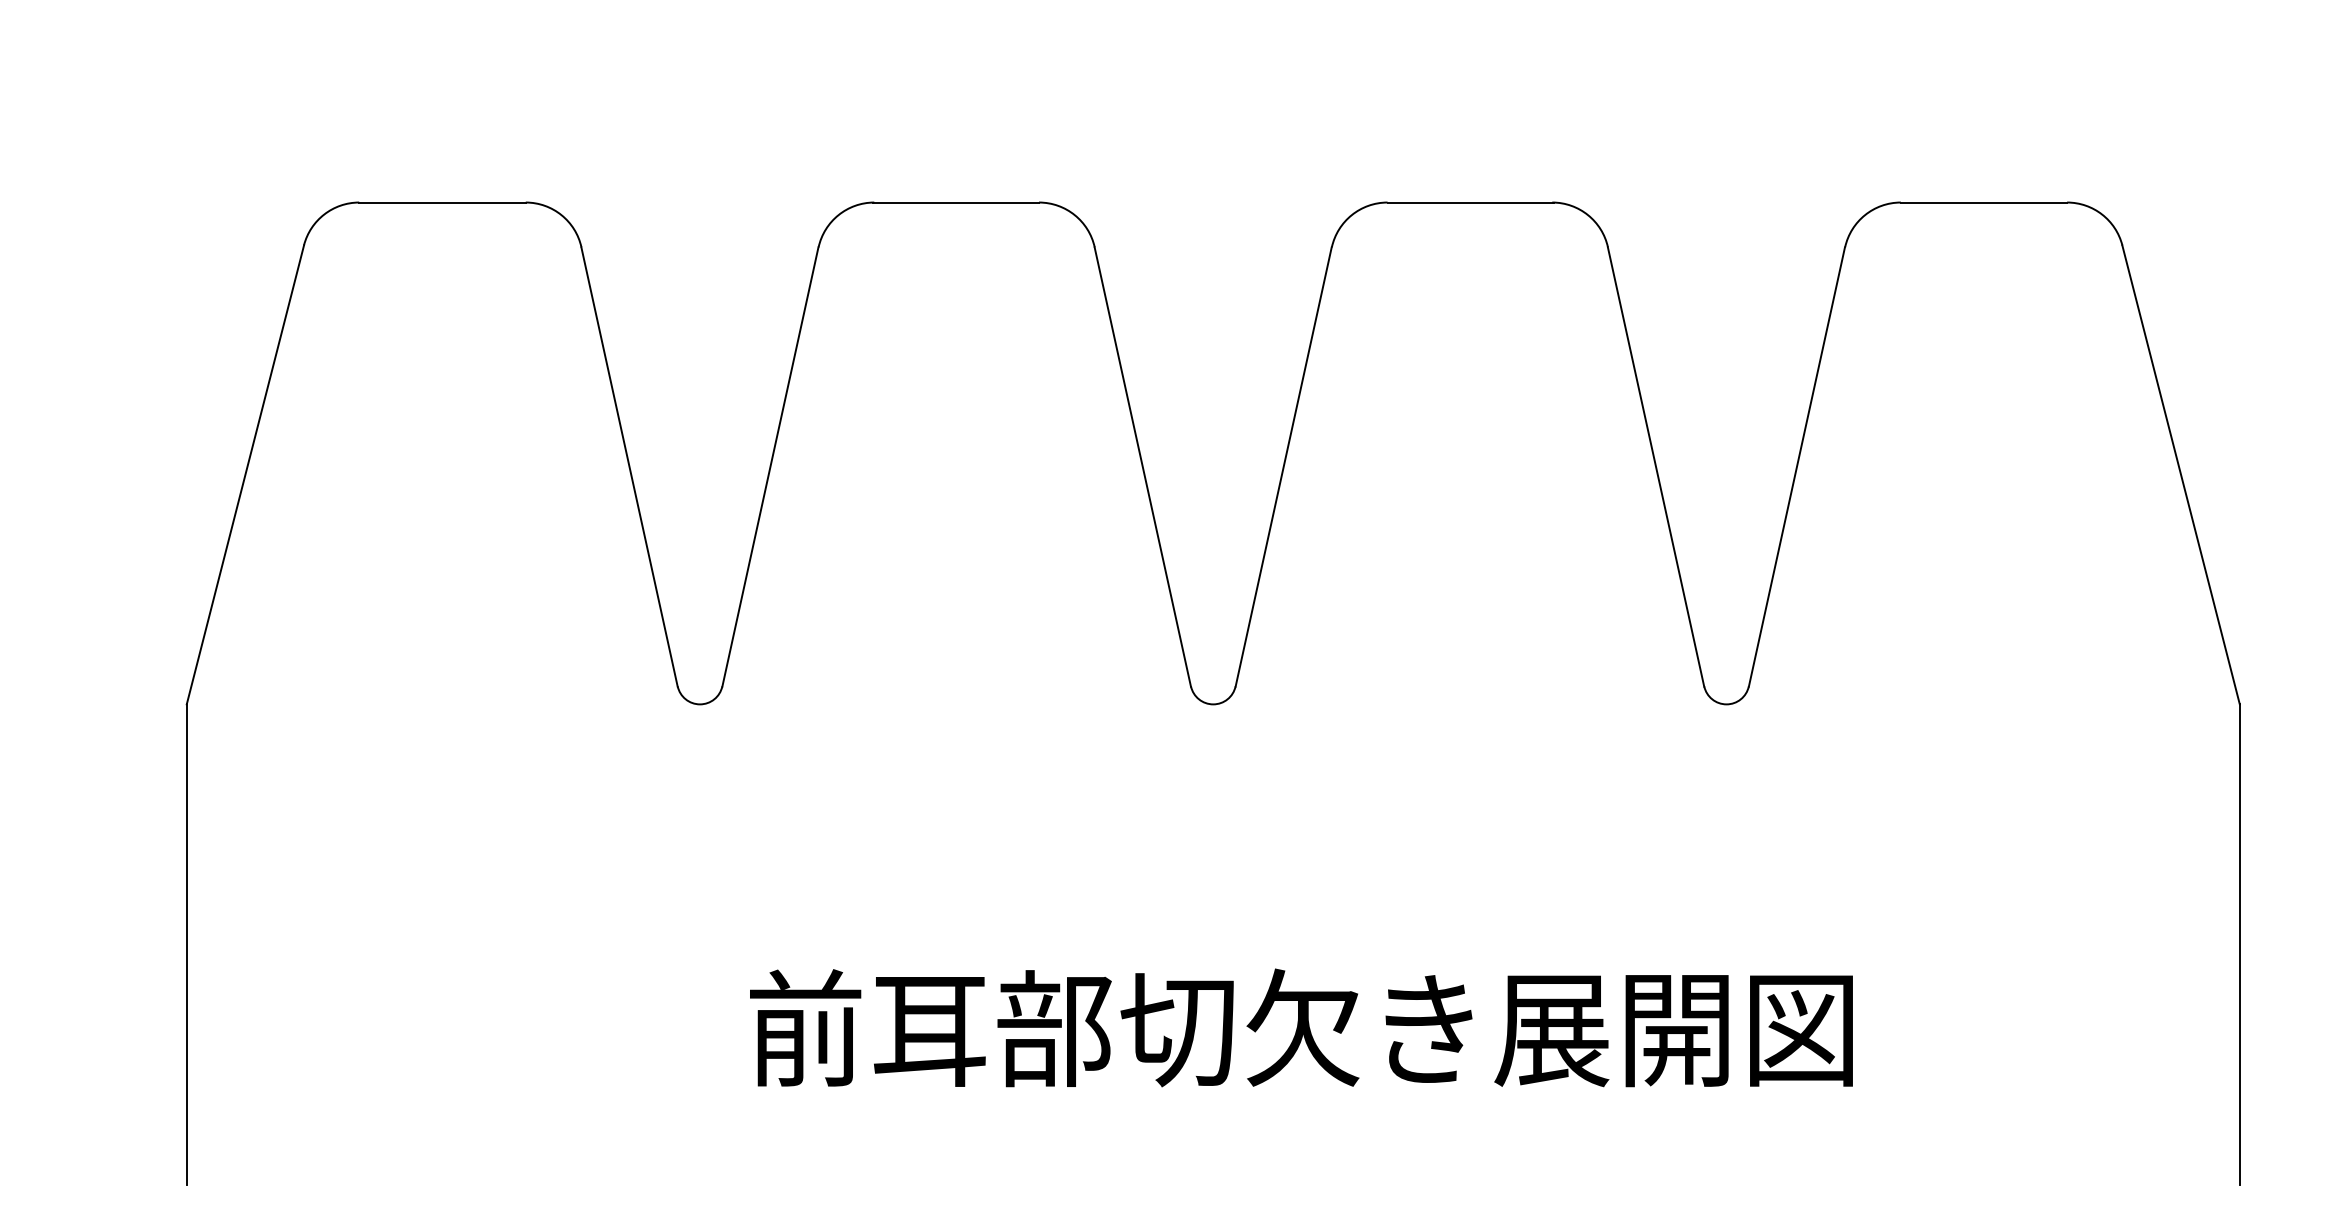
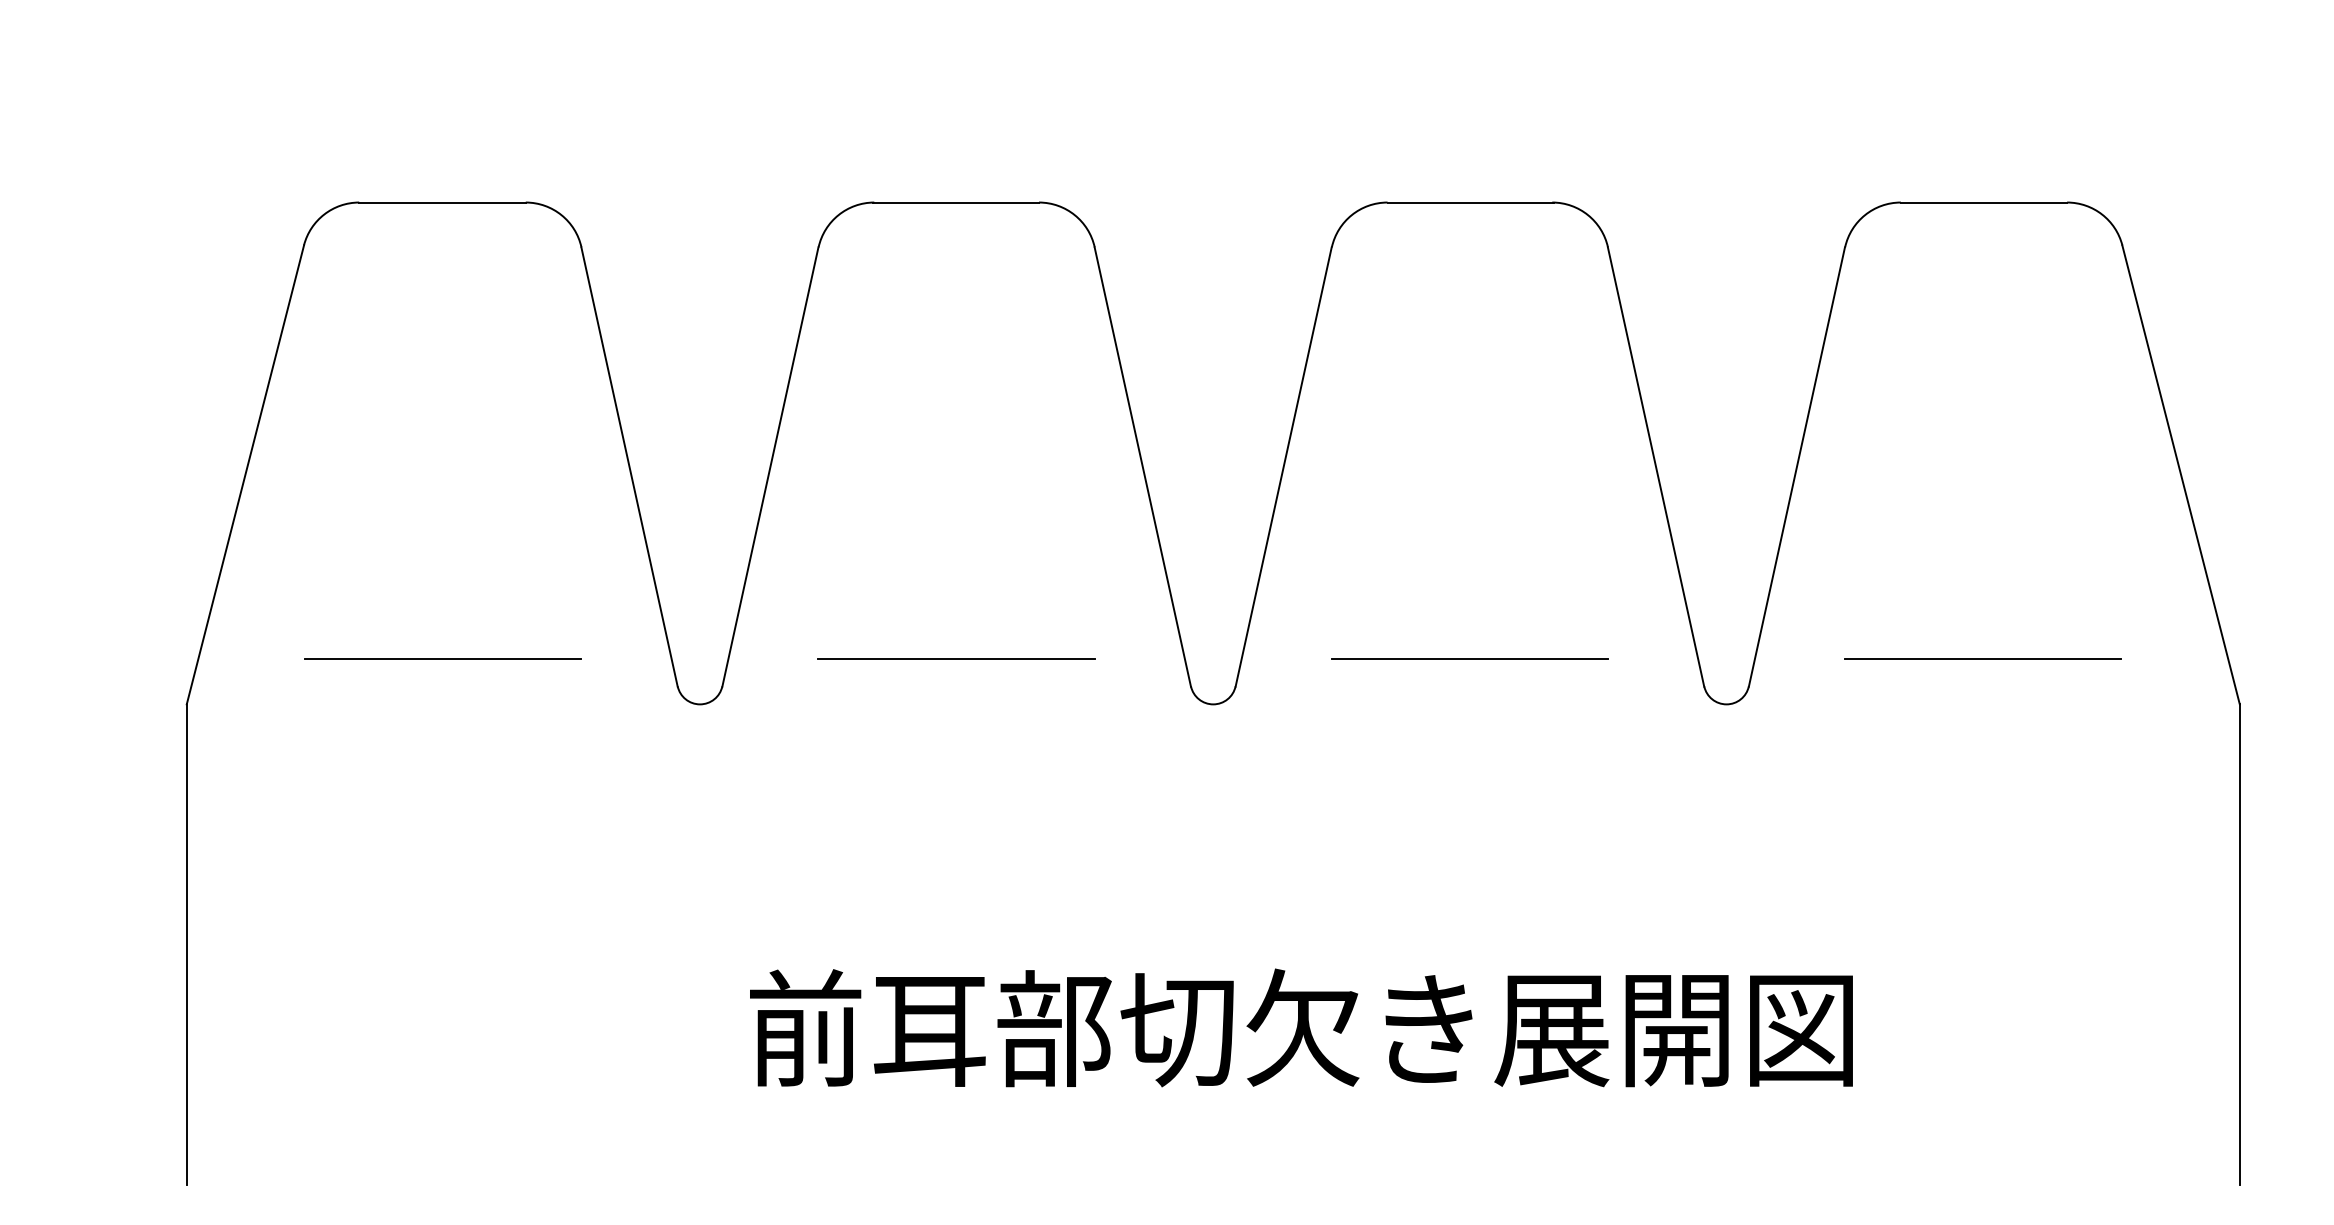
line: none -> present (443, 658)
line: none -> present (956, 658)
line: none -> present (1469, 658)
line: none -> present (1982, 658)
